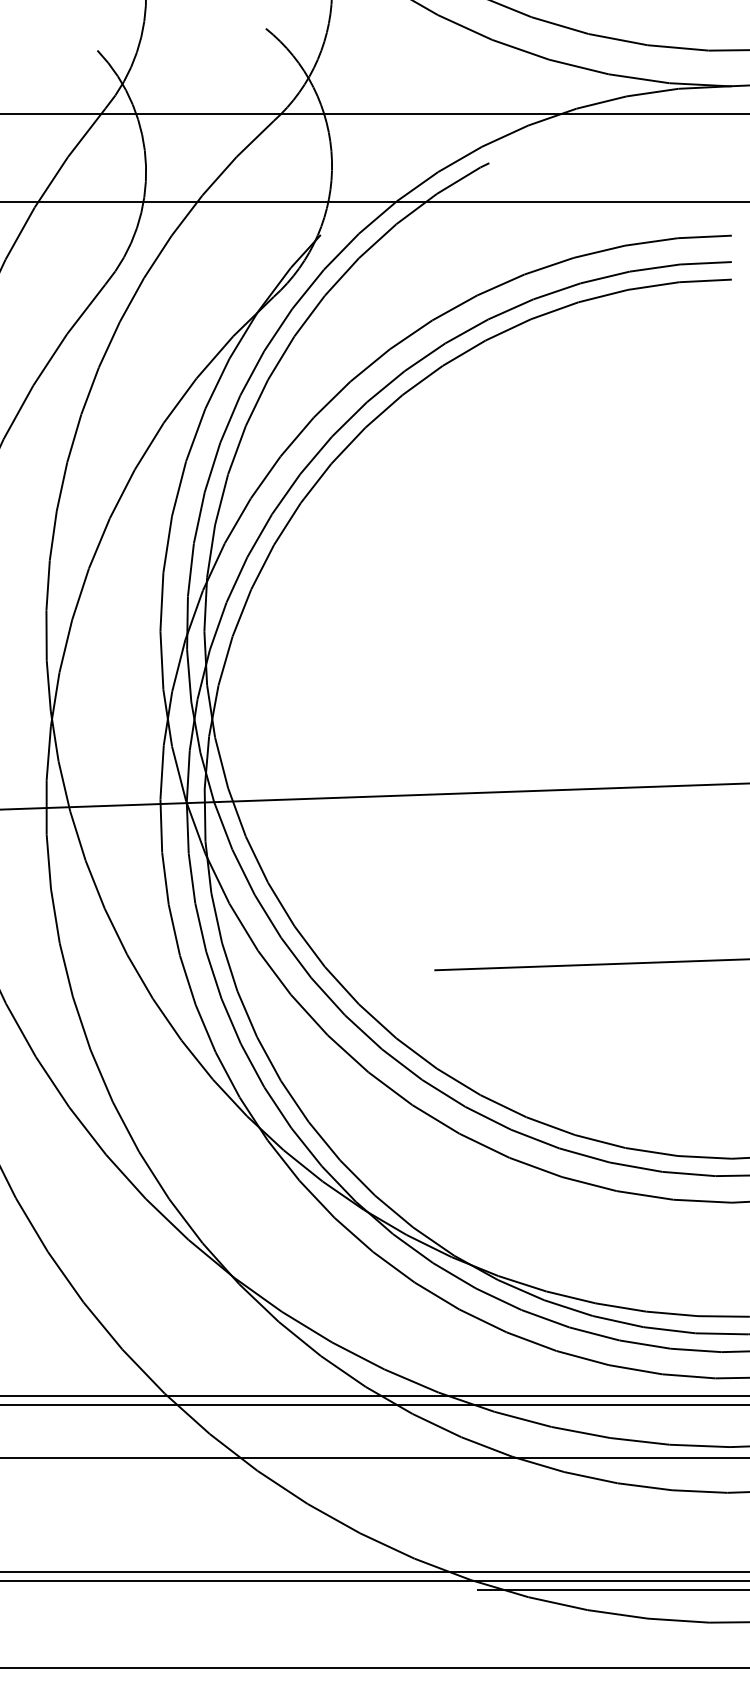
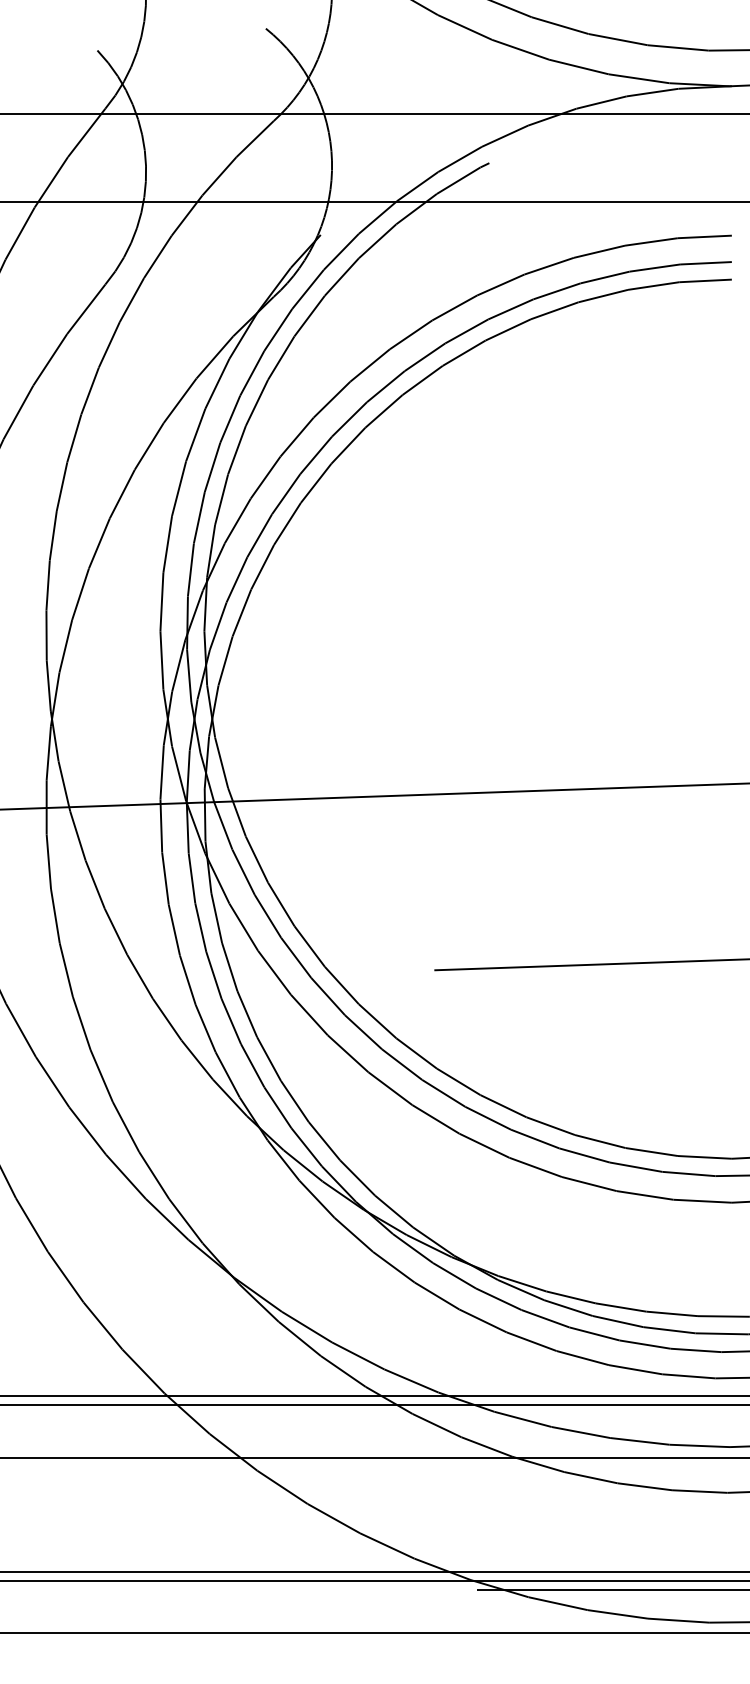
line position: (374, 1668) -> (374, 1633) (374, 1633)
